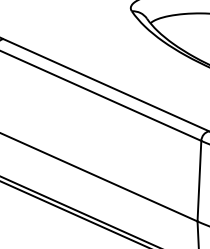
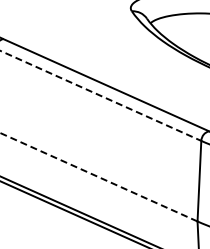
line: solid -> dashed (101, 96)
line: solid -> dashed (99, 177)
